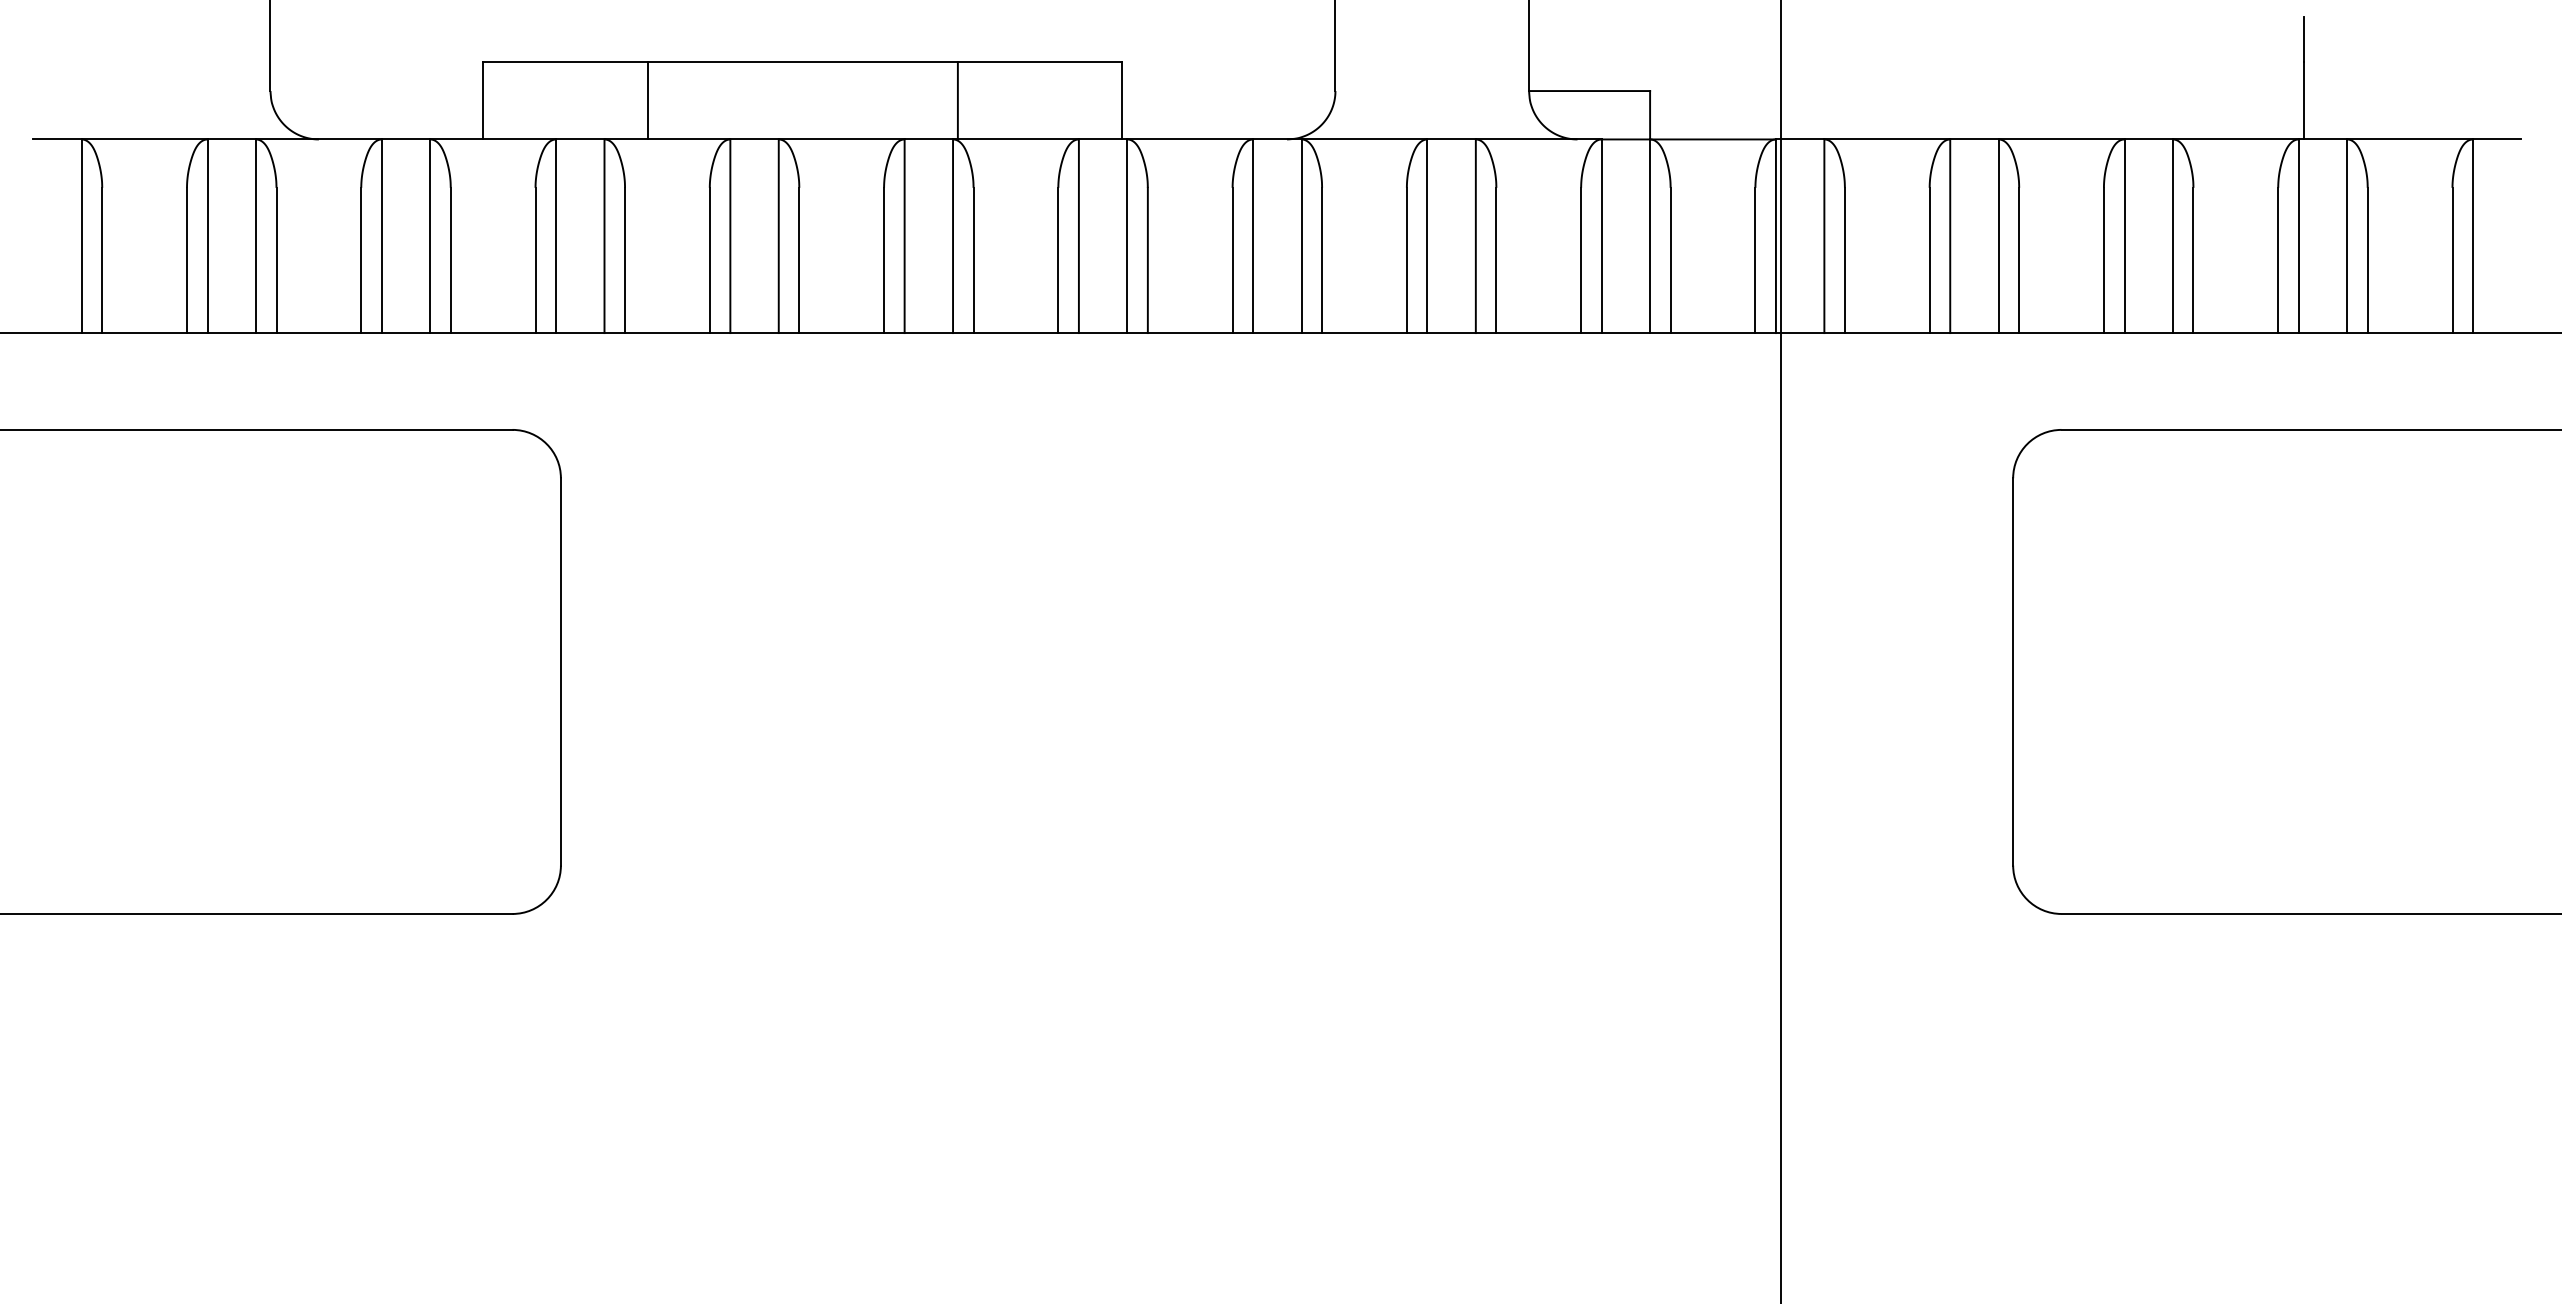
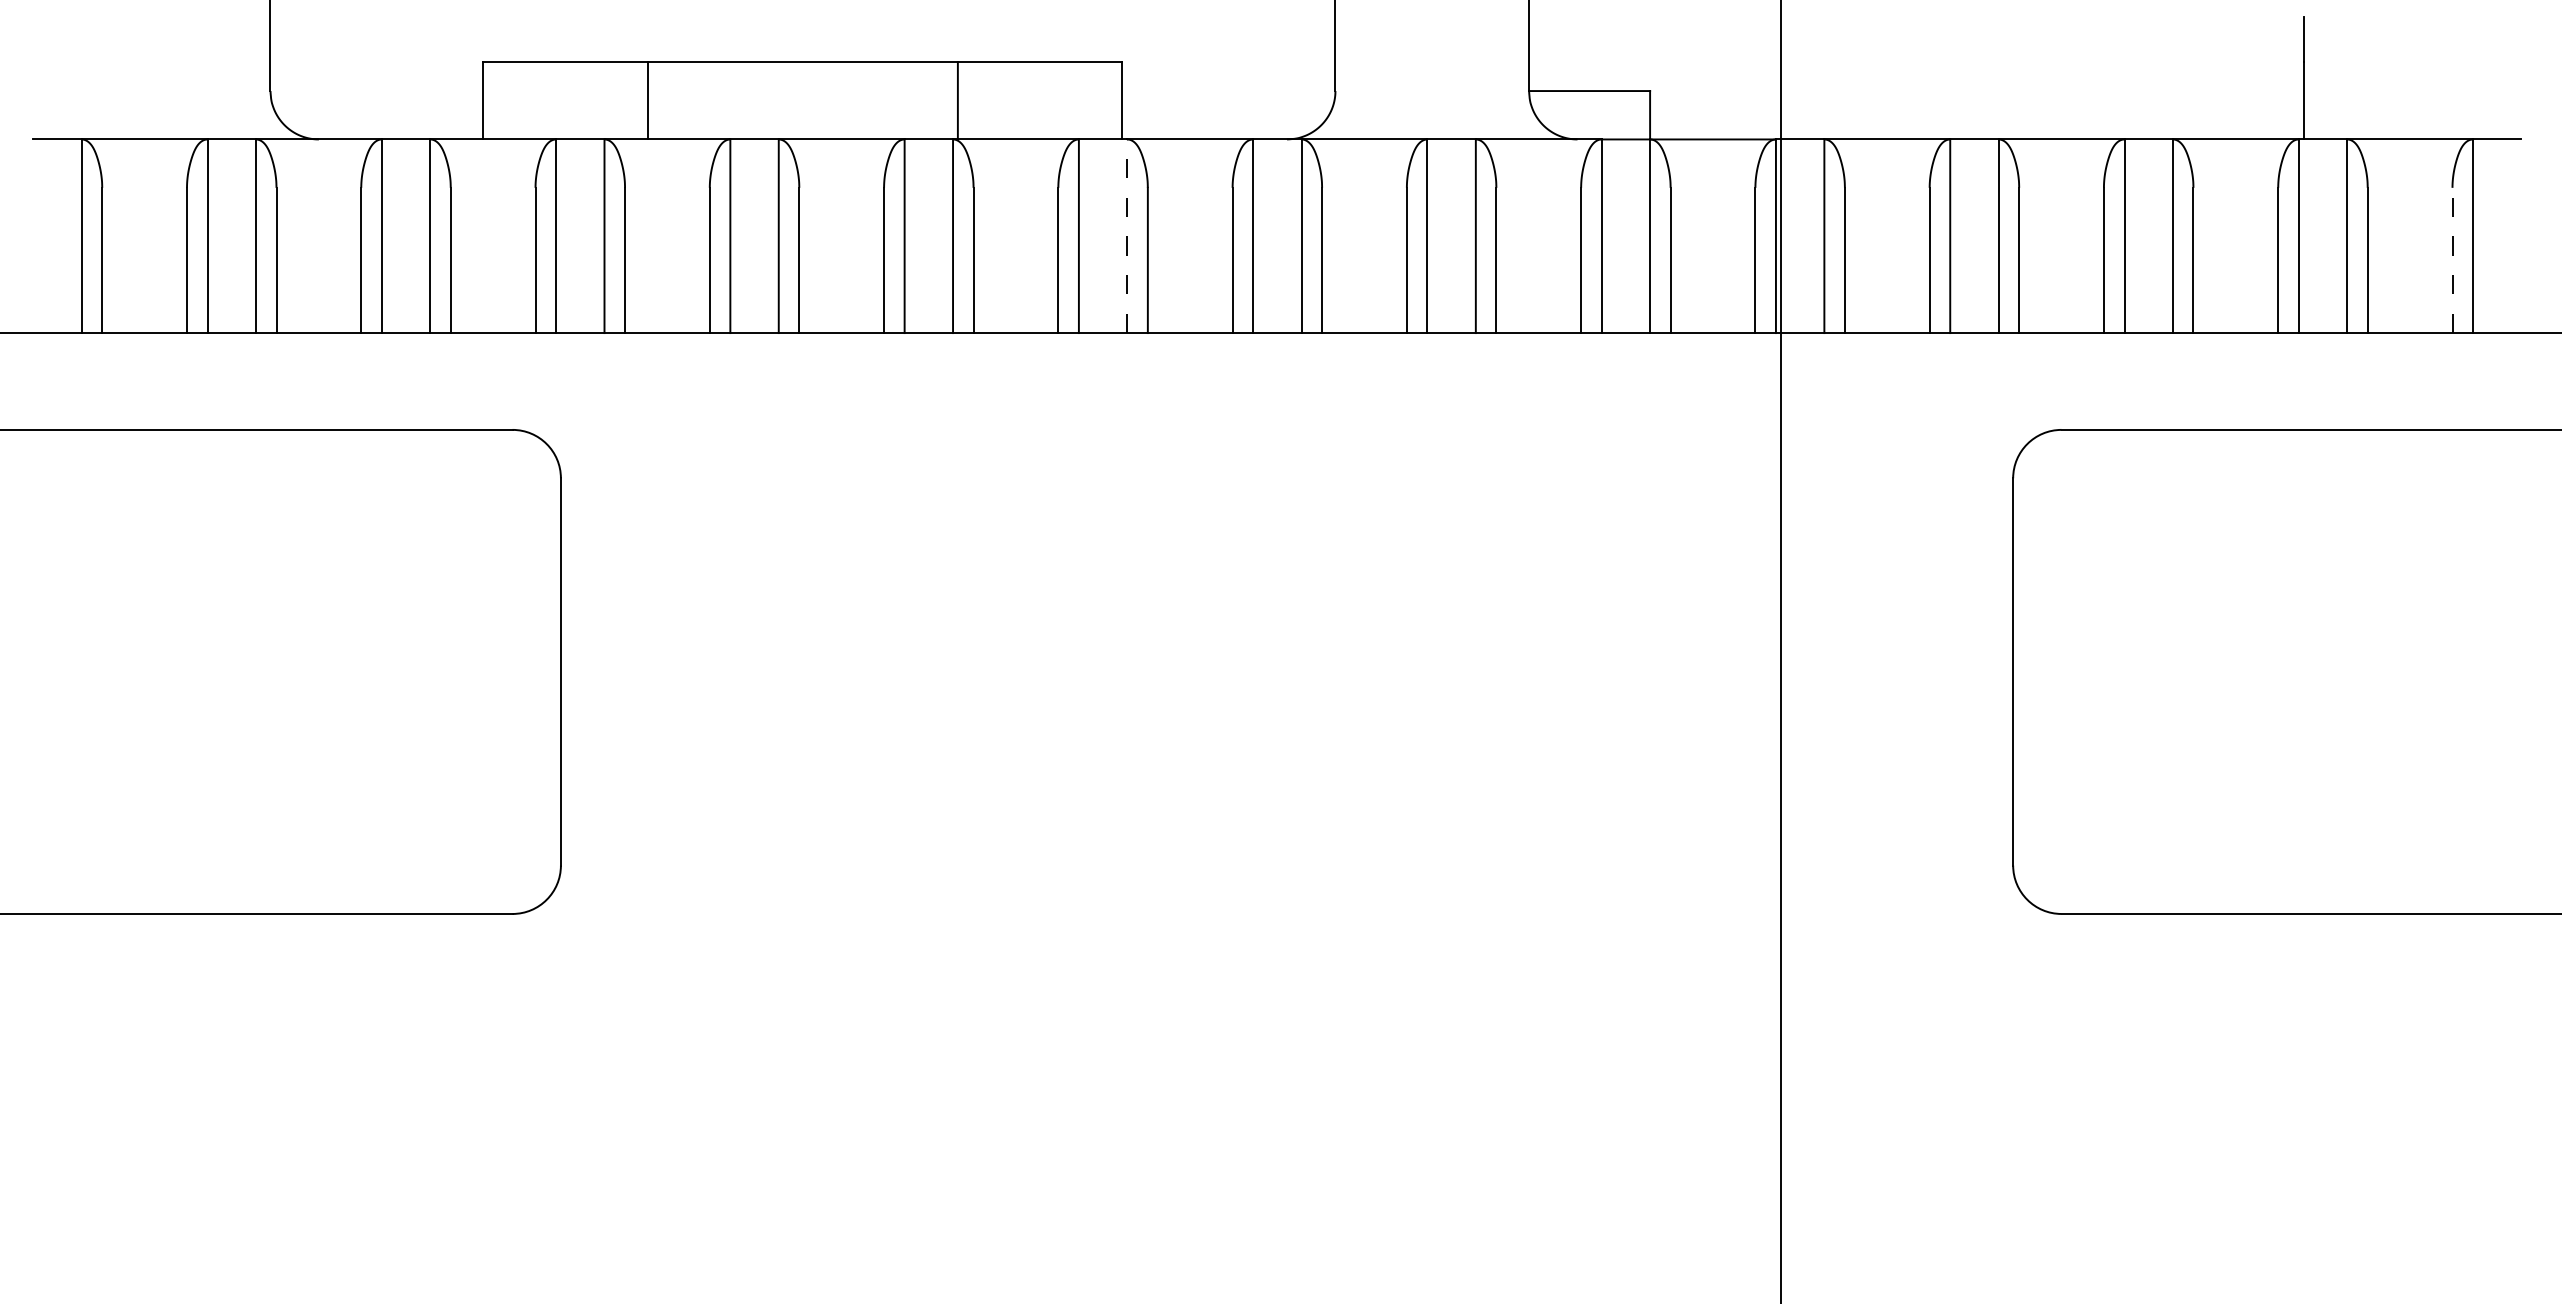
line: solid -> dashed (1127, 236)
line: solid -> dashed (2452, 260)
